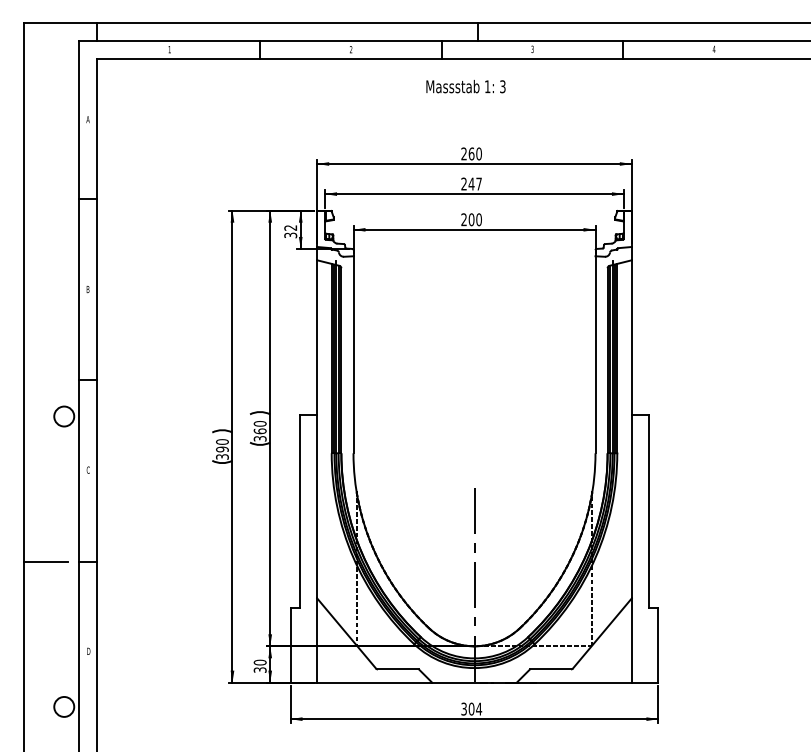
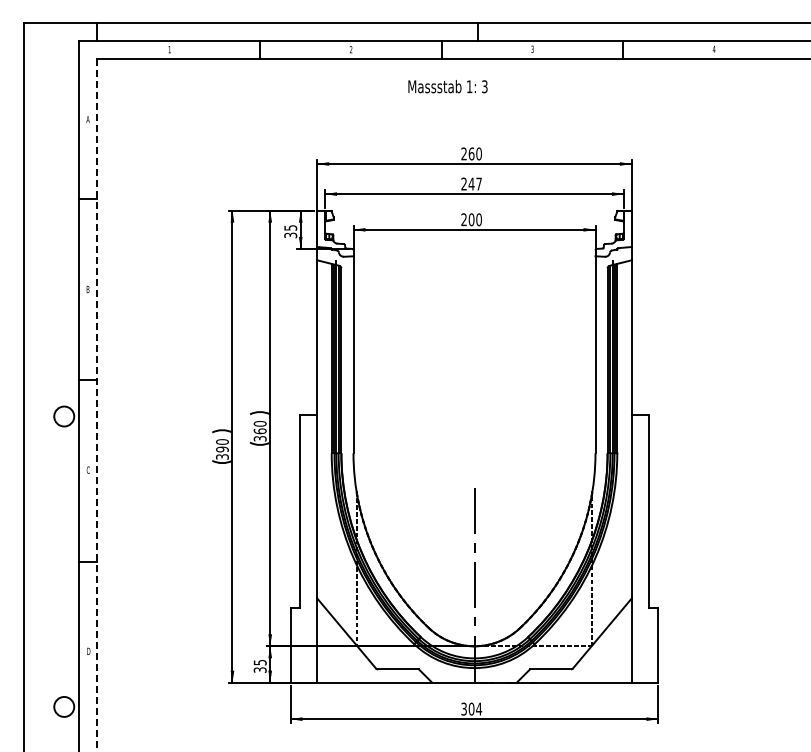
text position: (465, 86) -> (447, 86) (447, 86)
text: 32 -> 35 (290, 227)
line: solid -> dashed (96, 405)
line: present -> none (45, 561)
text: 30 -> 35 (259, 662)
